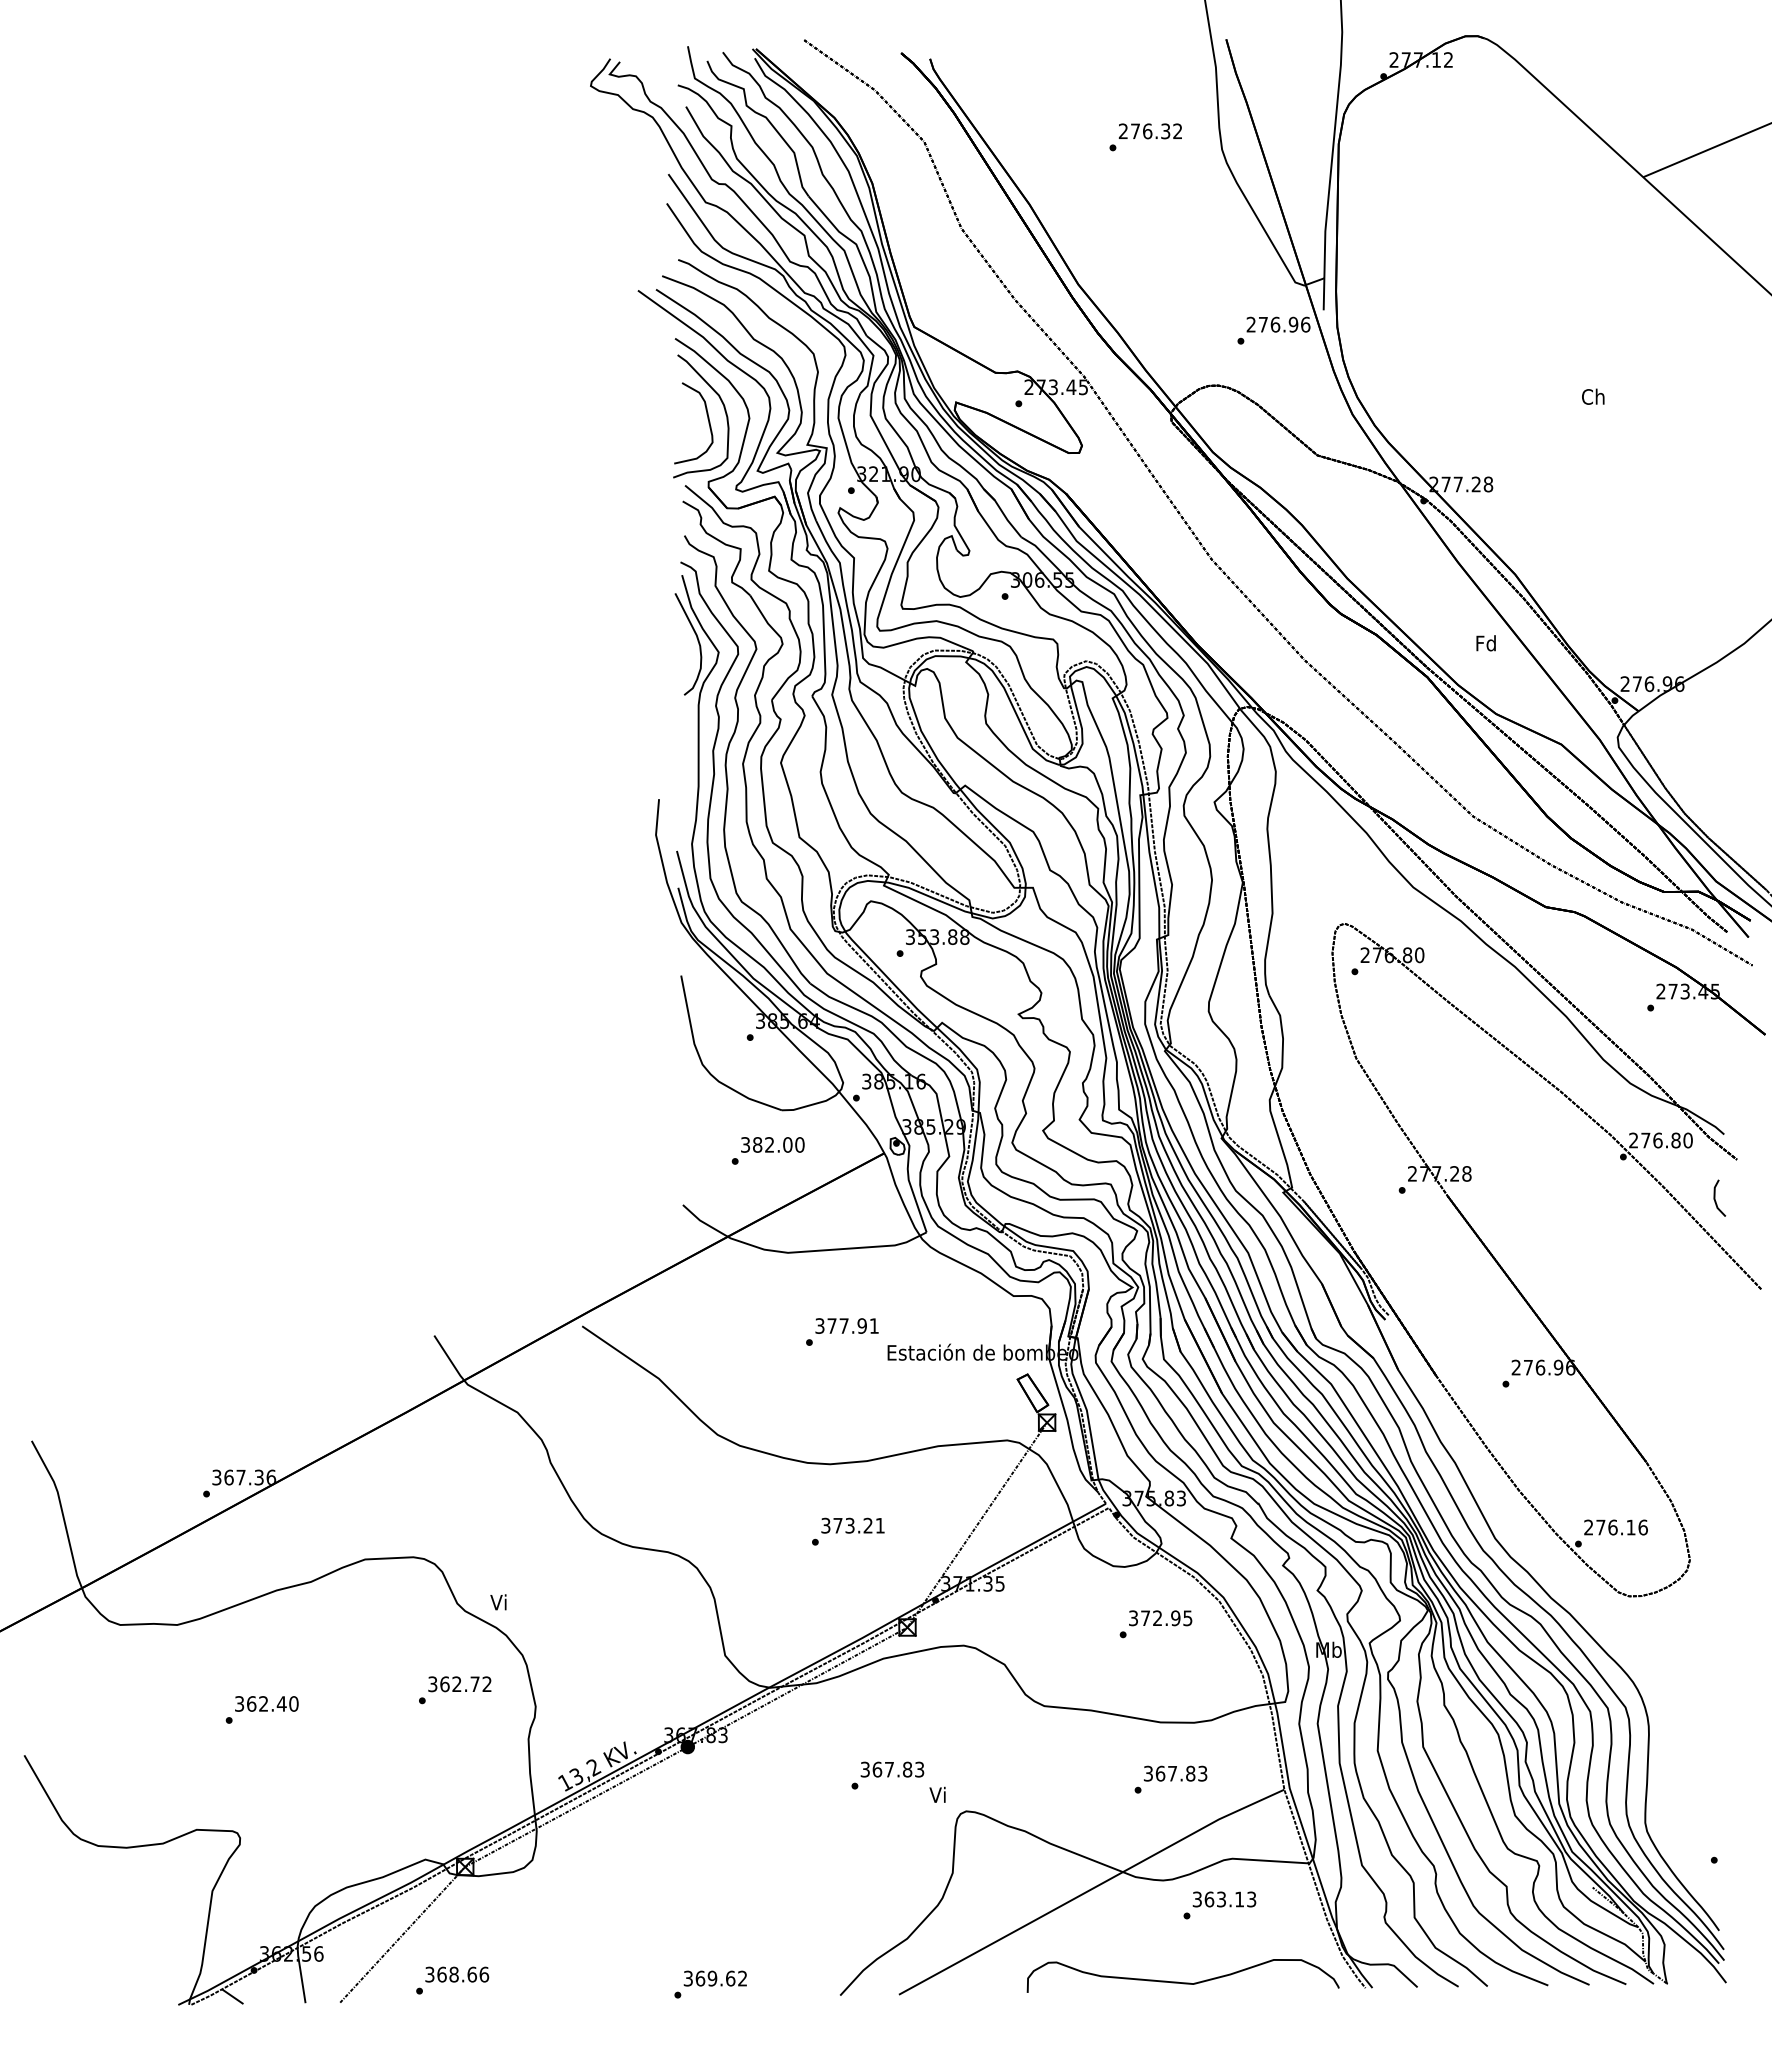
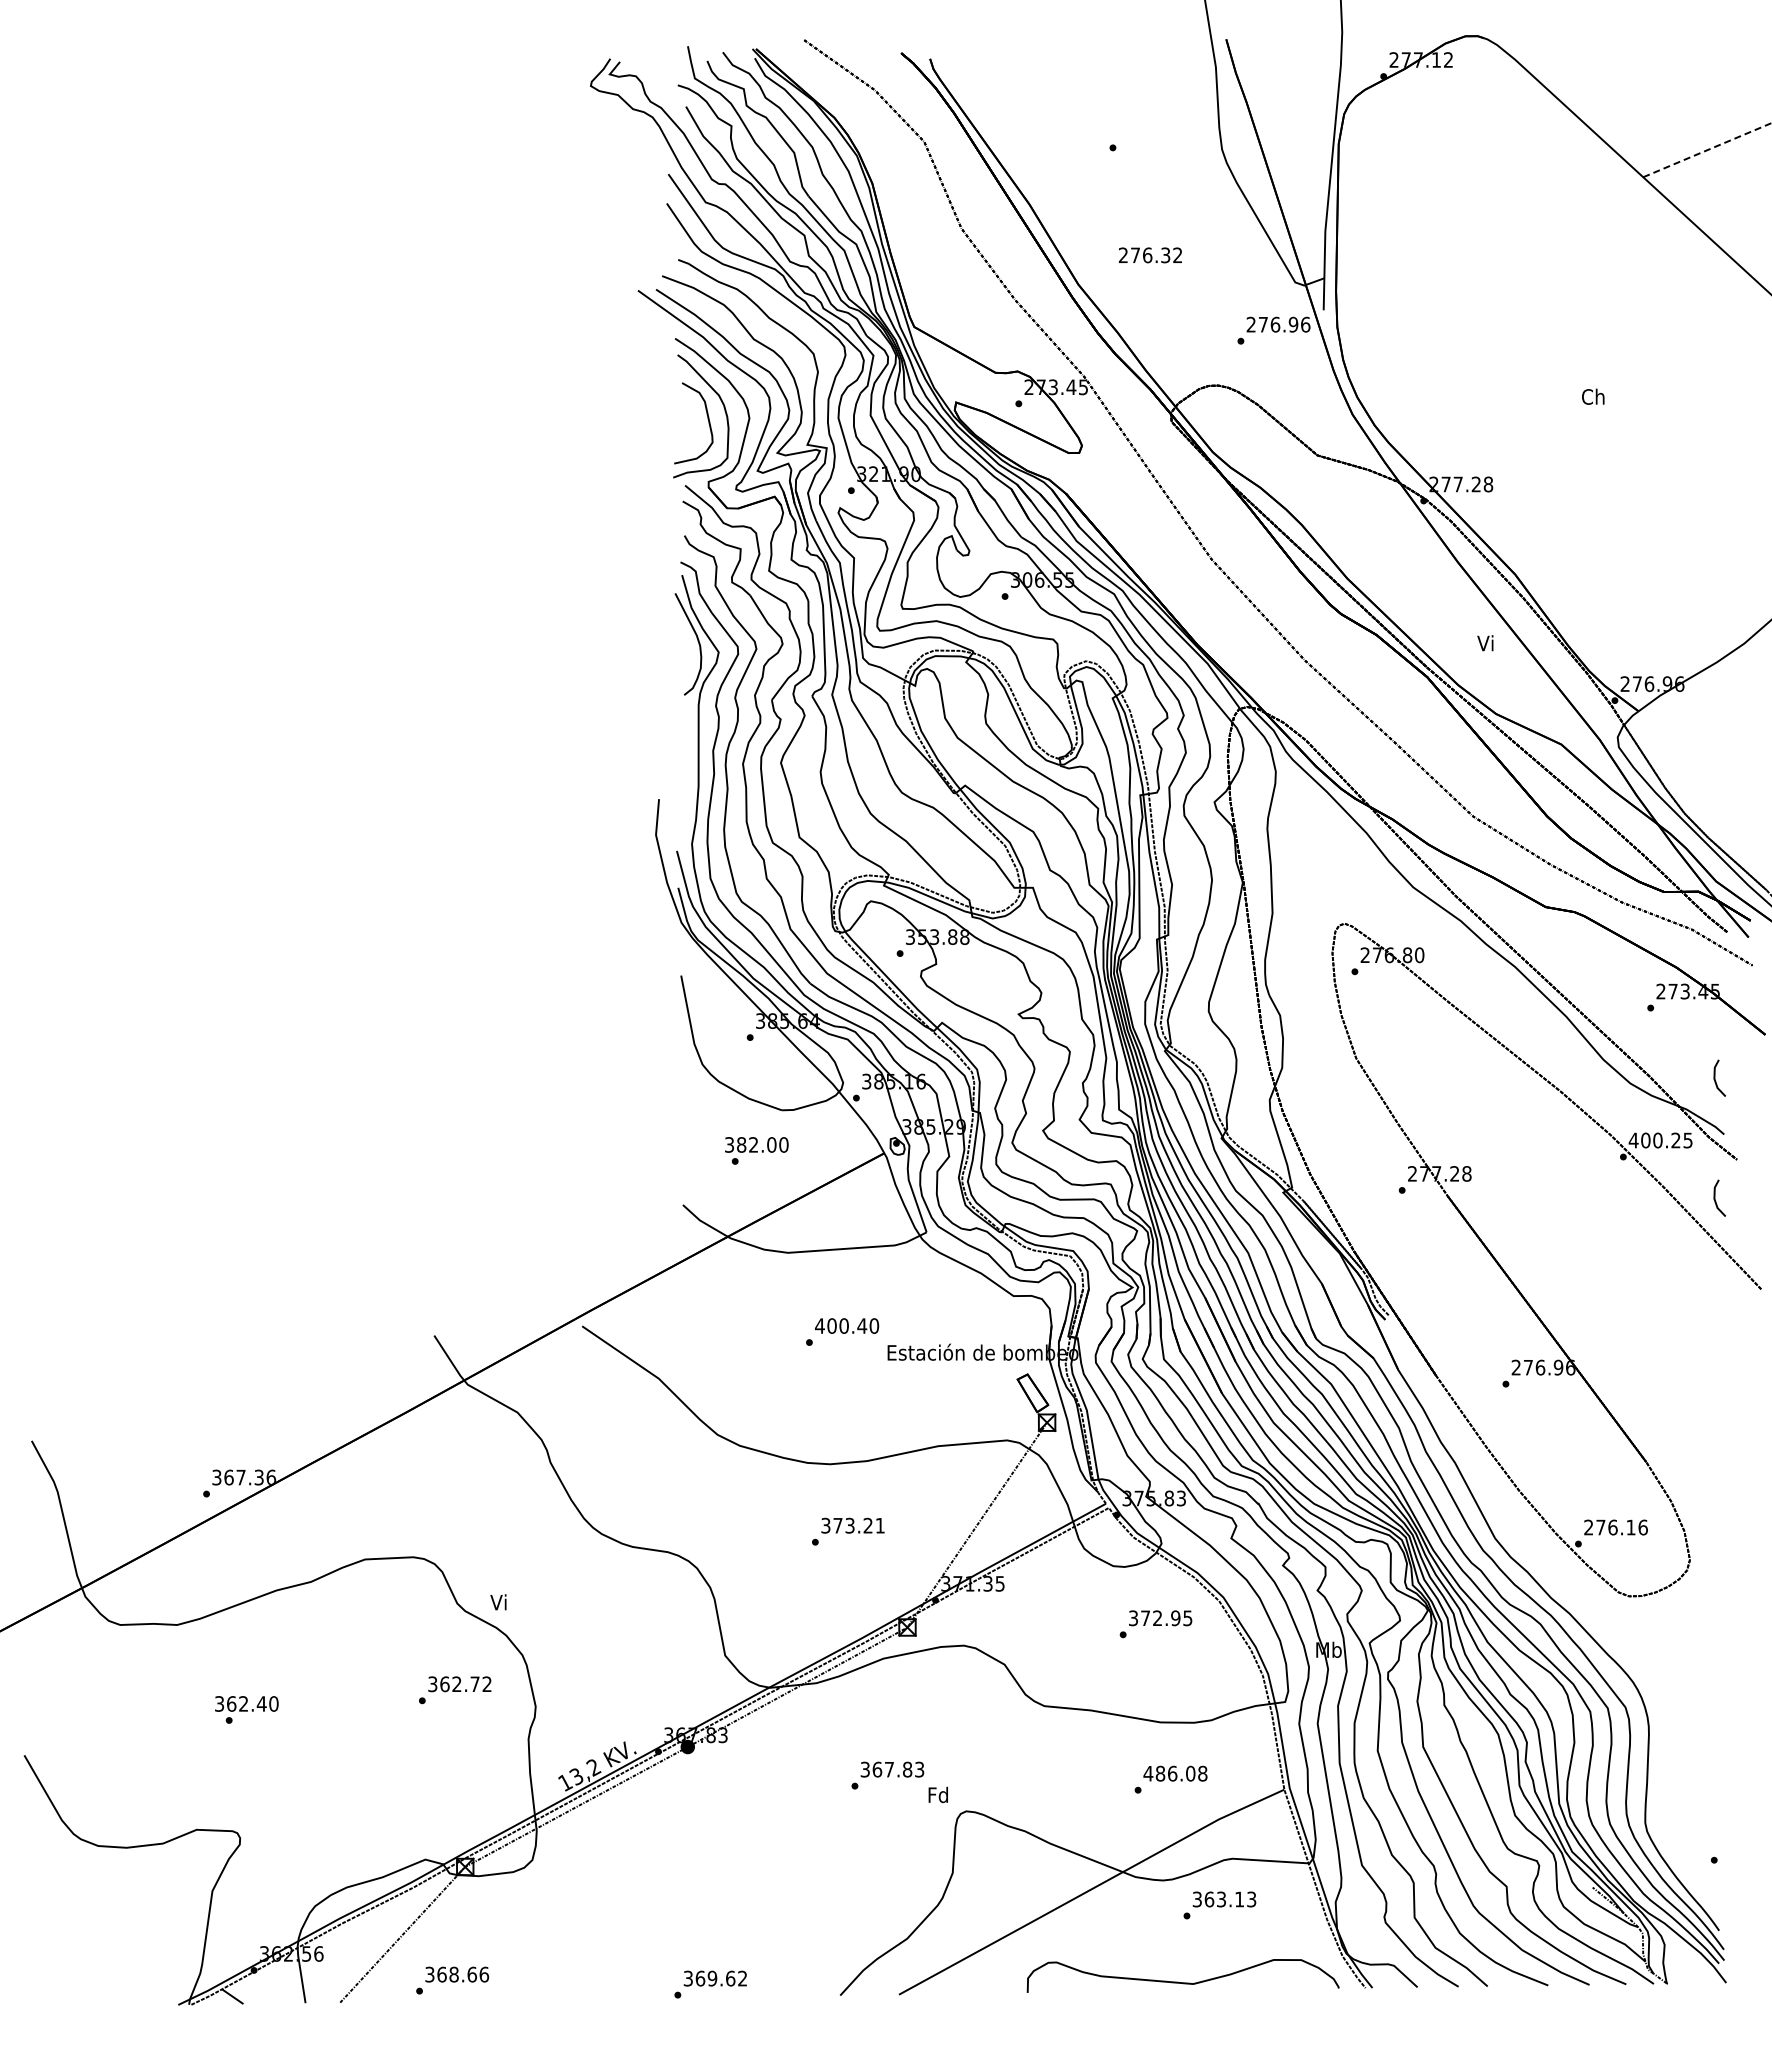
text position: (1149, 131) -> (1149, 255) (1149, 255)
line: solid -> dashed (1707, 150)
text: Fd -> Vi (1485, 643)
line: none -> present (1715, 1077)
text: 276.80 -> 400.25 (1660, 1140)
text position: (772, 1144) -> (756, 1144) (756, 1144)
text: 377.91 -> 400.40 (847, 1325)
text position: (266, 1703) -> (246, 1703) (246, 1703)
text: 367.83 -> 486.08 (1175, 1773)
text: Vi -> Fd (937, 1794)
